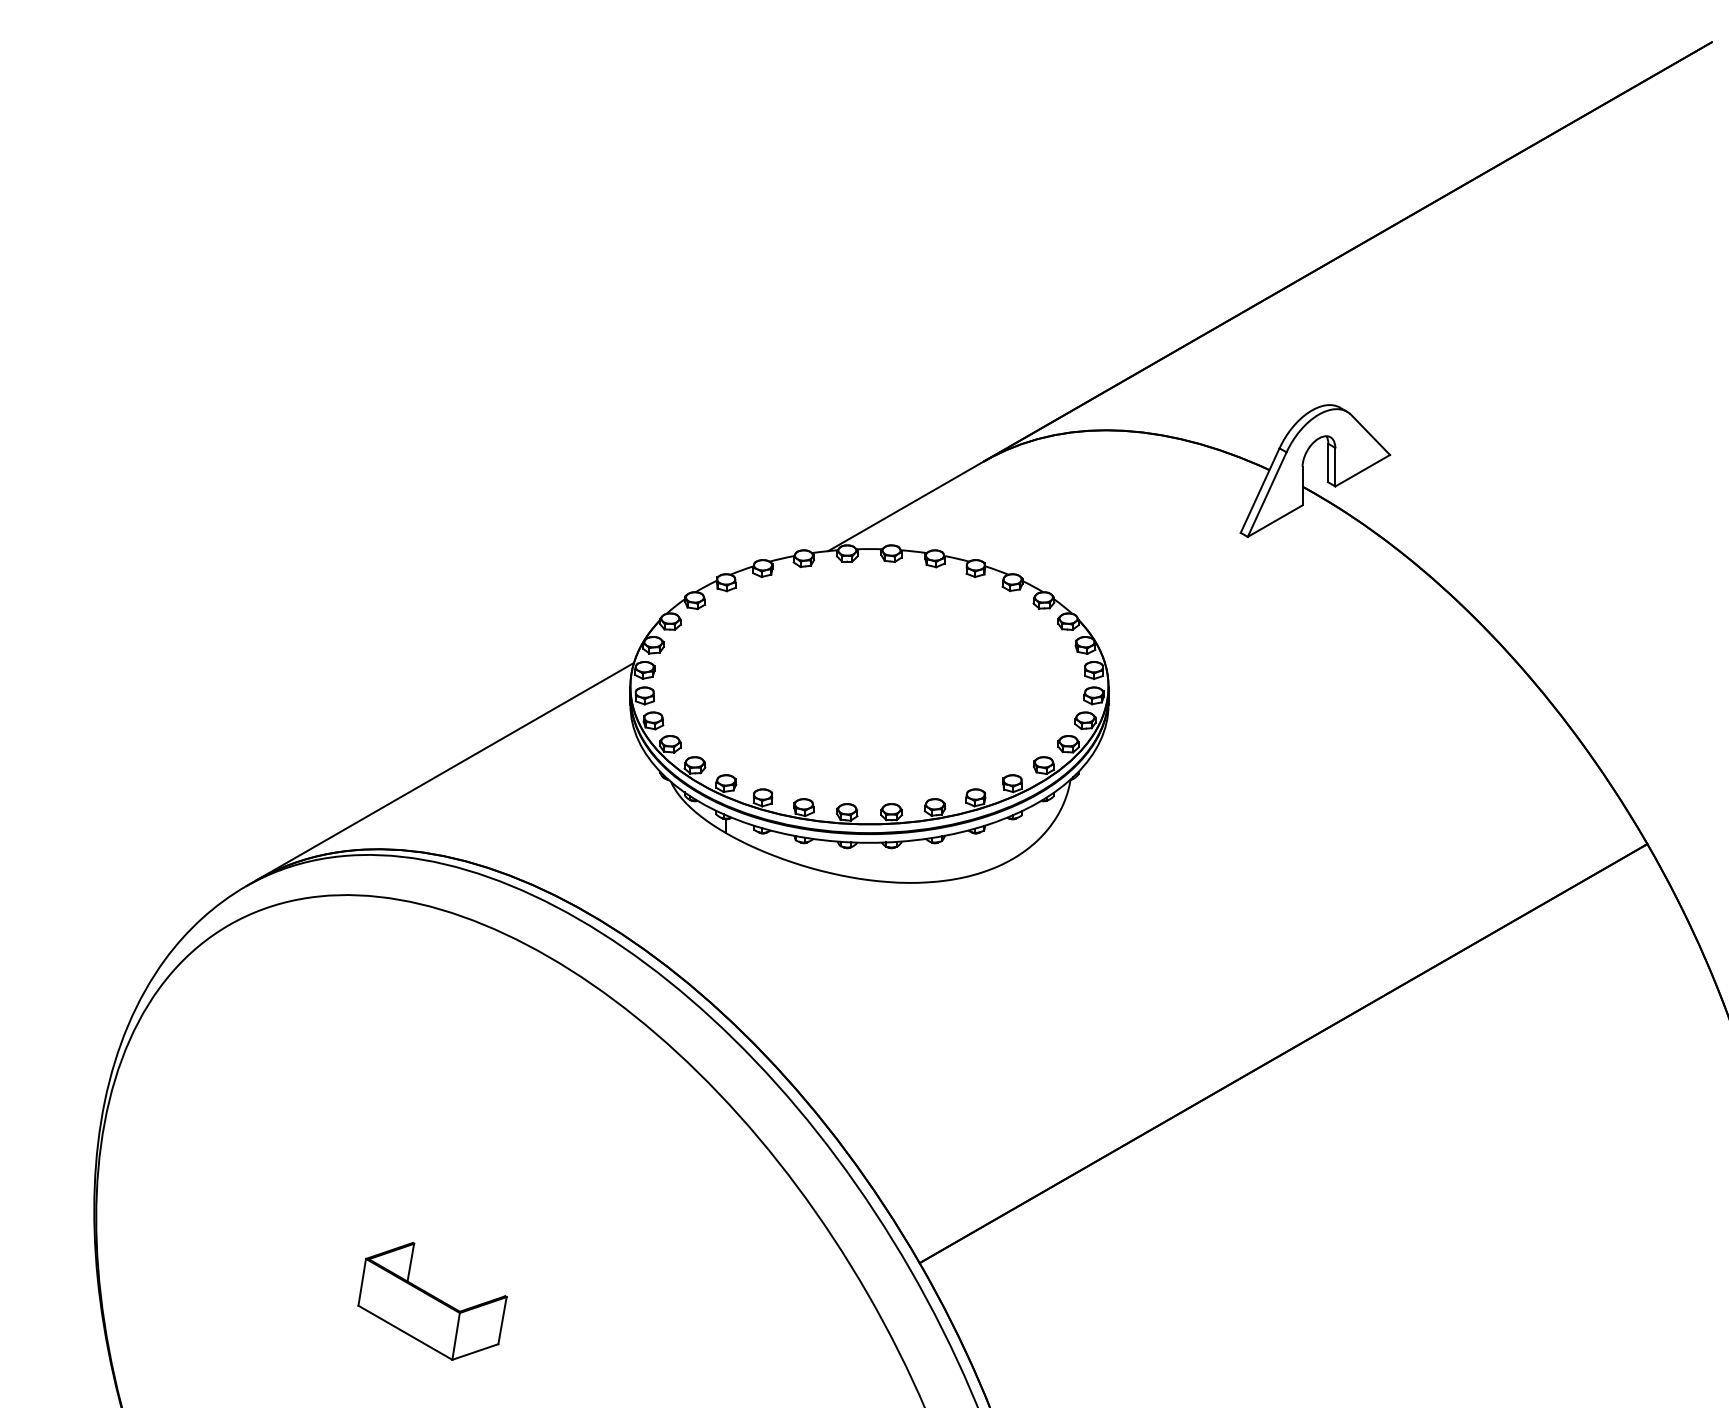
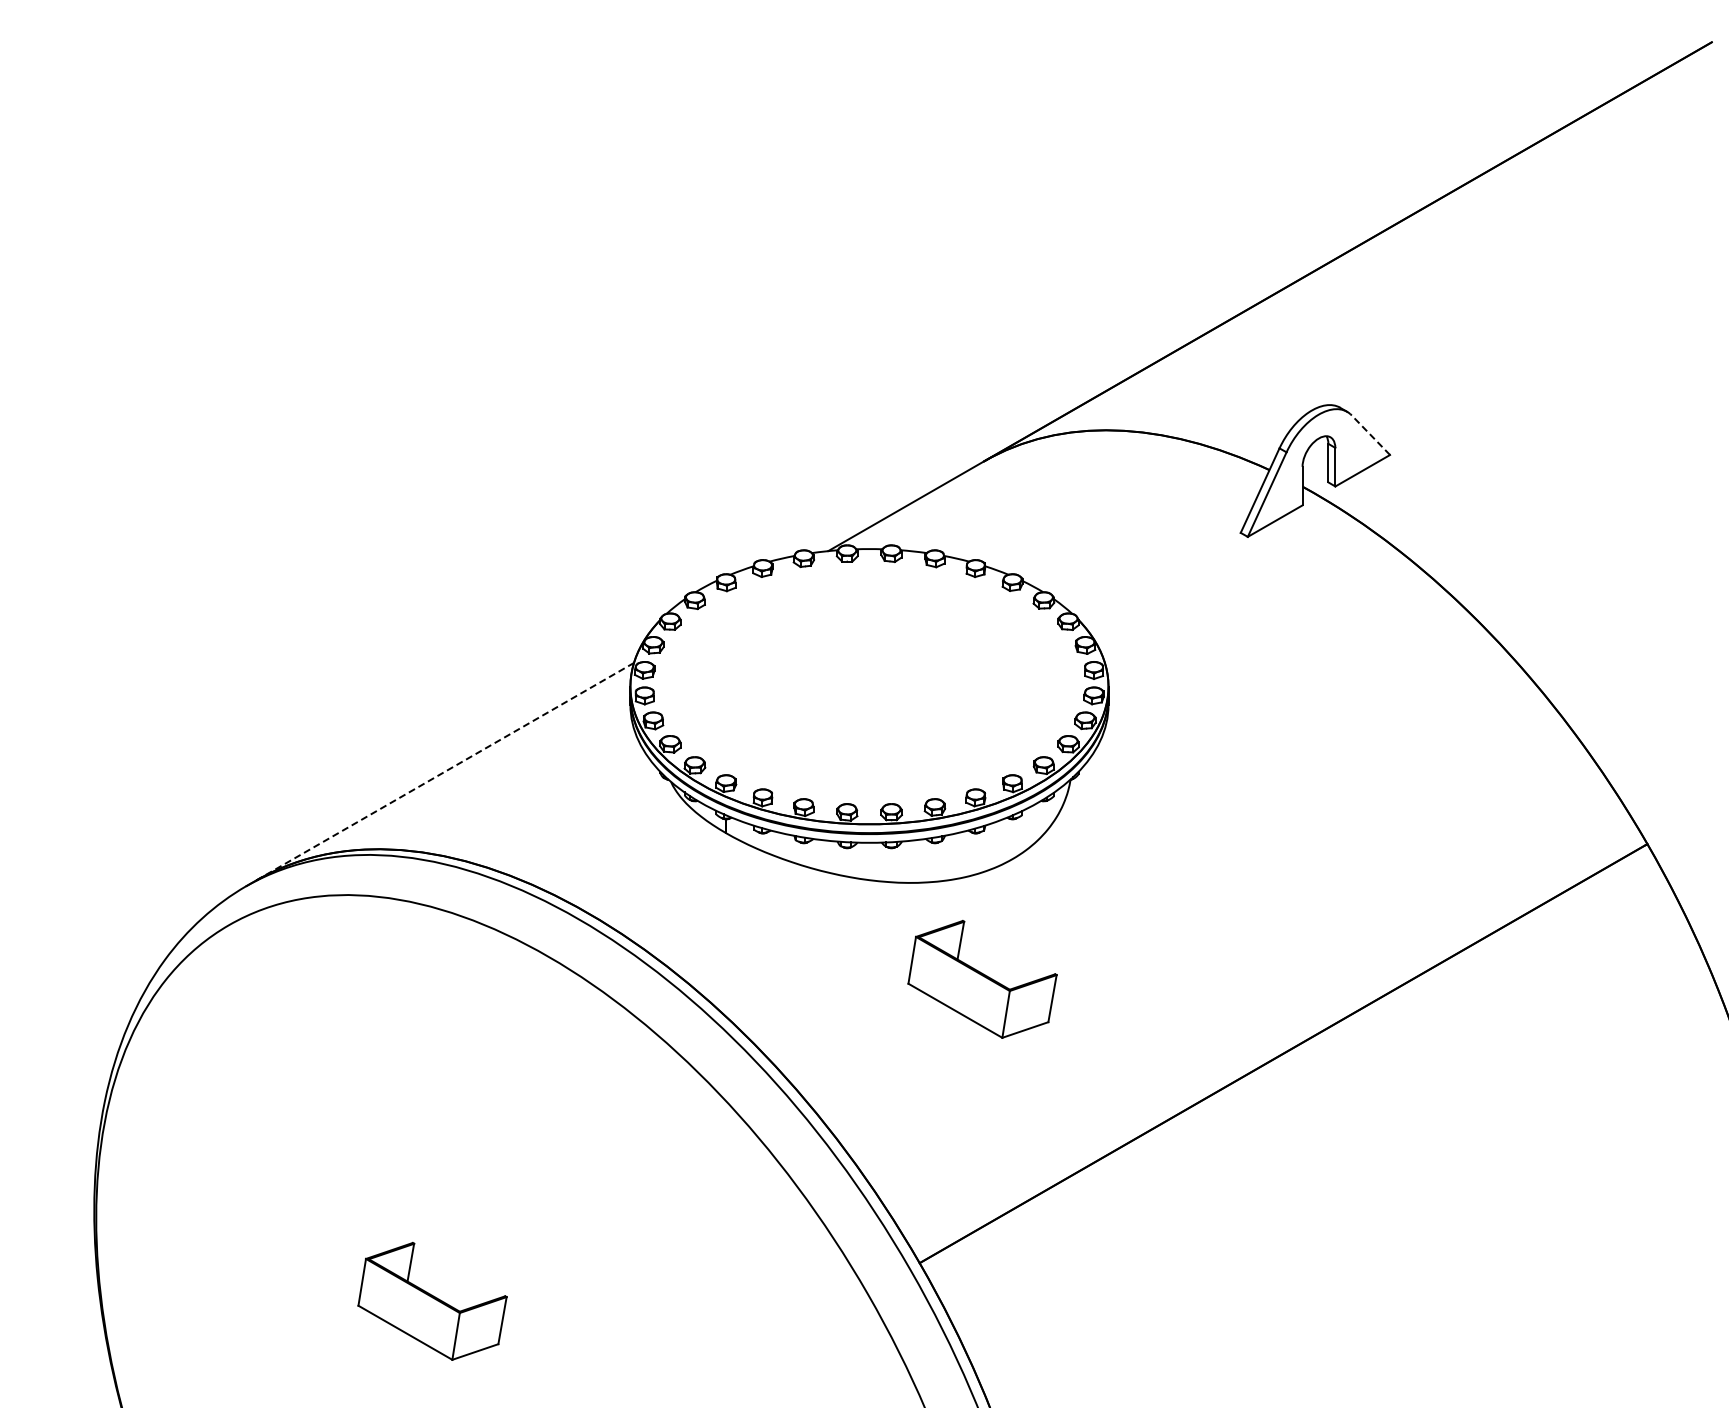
line: solid -> dashed (1369, 434)
line: solid -> dashed (445, 771)
part: none -> present (982, 978)
